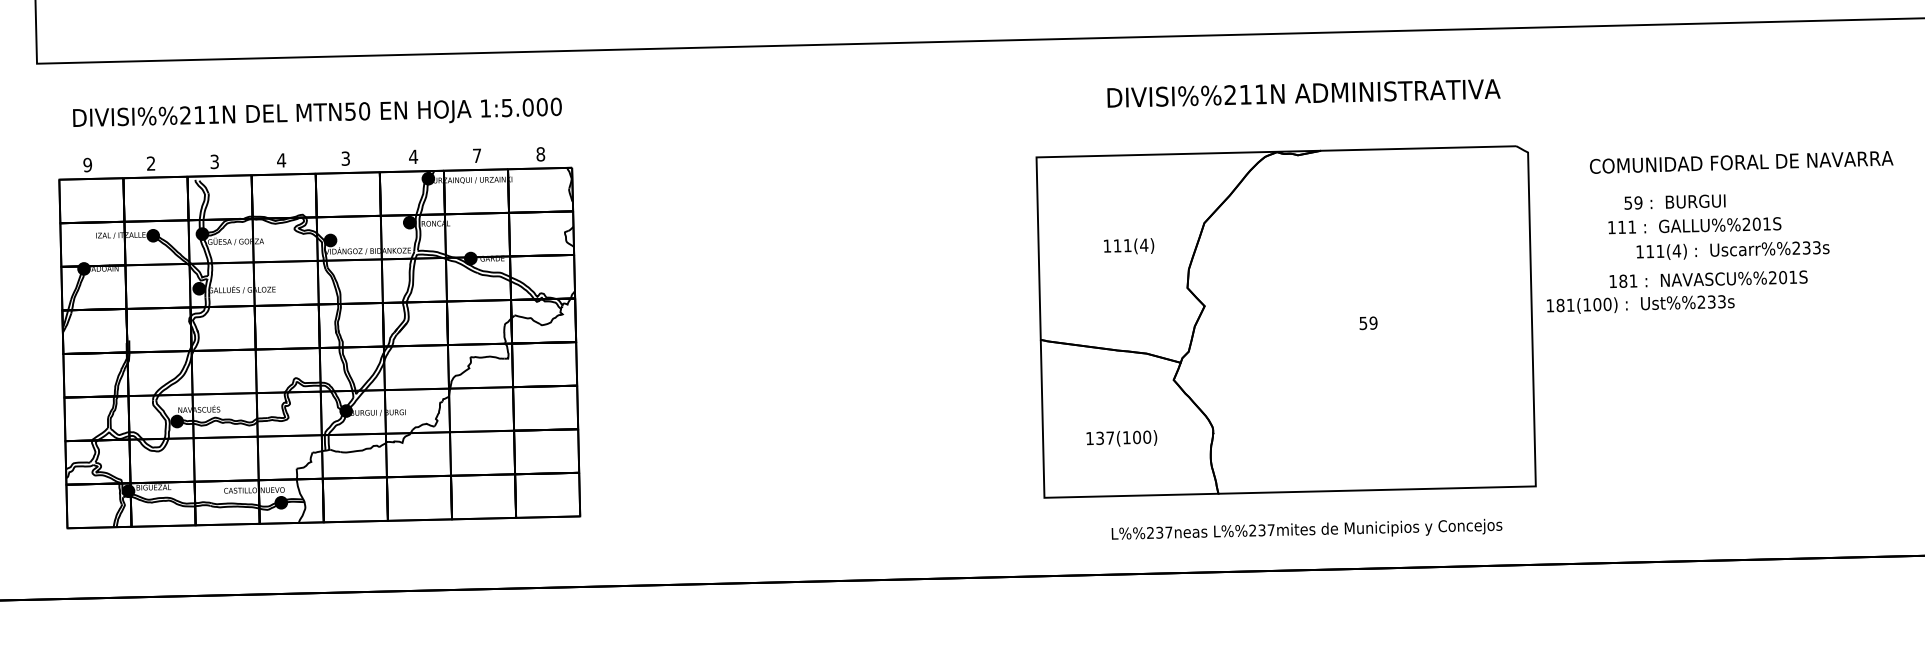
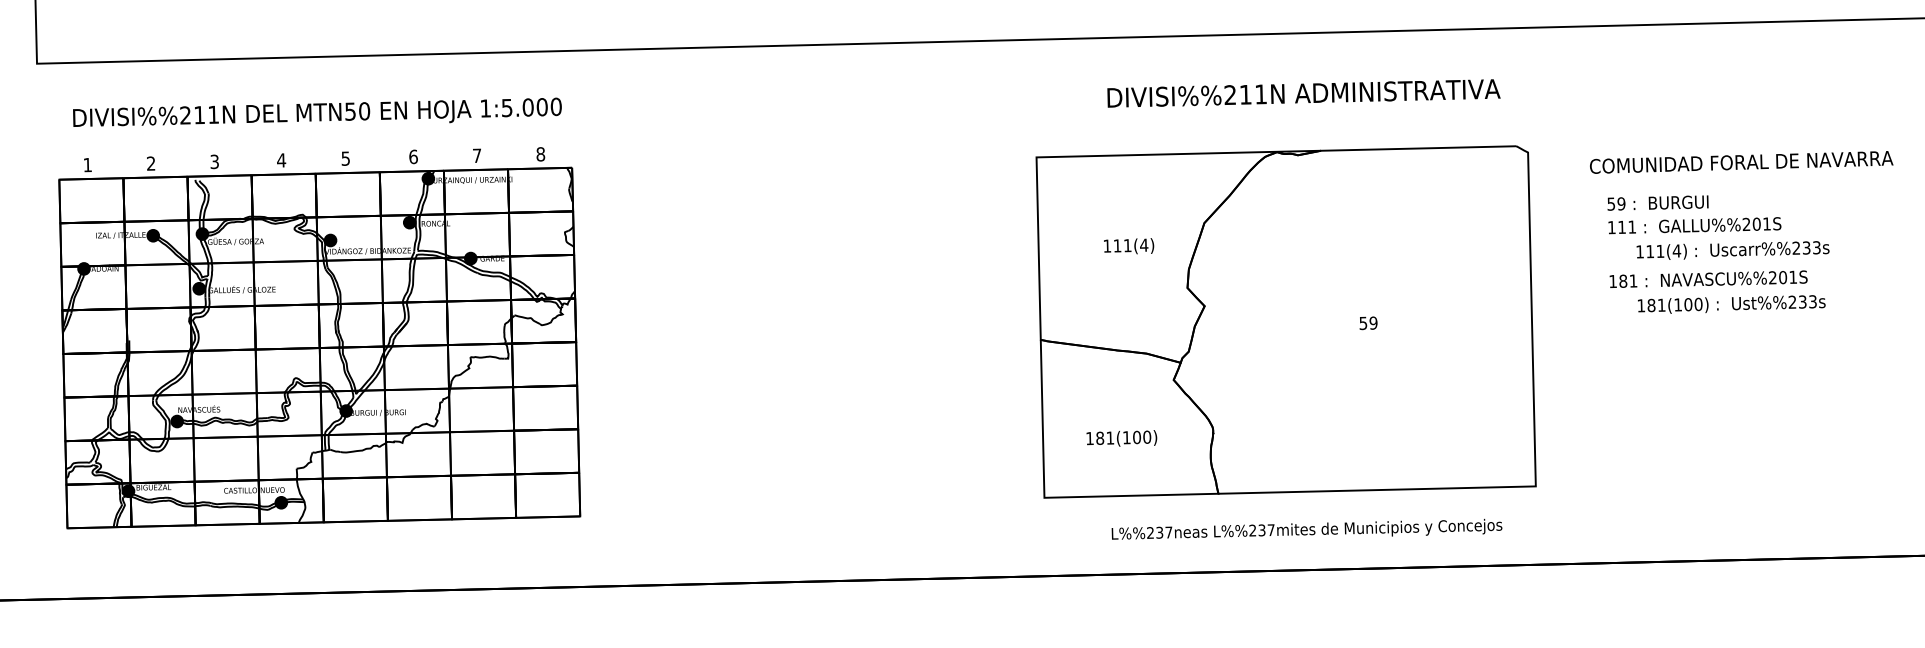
text: 4 -> 6 (413, 156)
text: 3 -> 5 (345, 157)
text: 9 -> 1 (87, 164)
text position: (1674, 201) -> (1657, 202) (1657, 202)
text position: (1640, 304) -> (1731, 304) (1731, 304)
text: 137(100) -> 181(100) (1105, 437)
